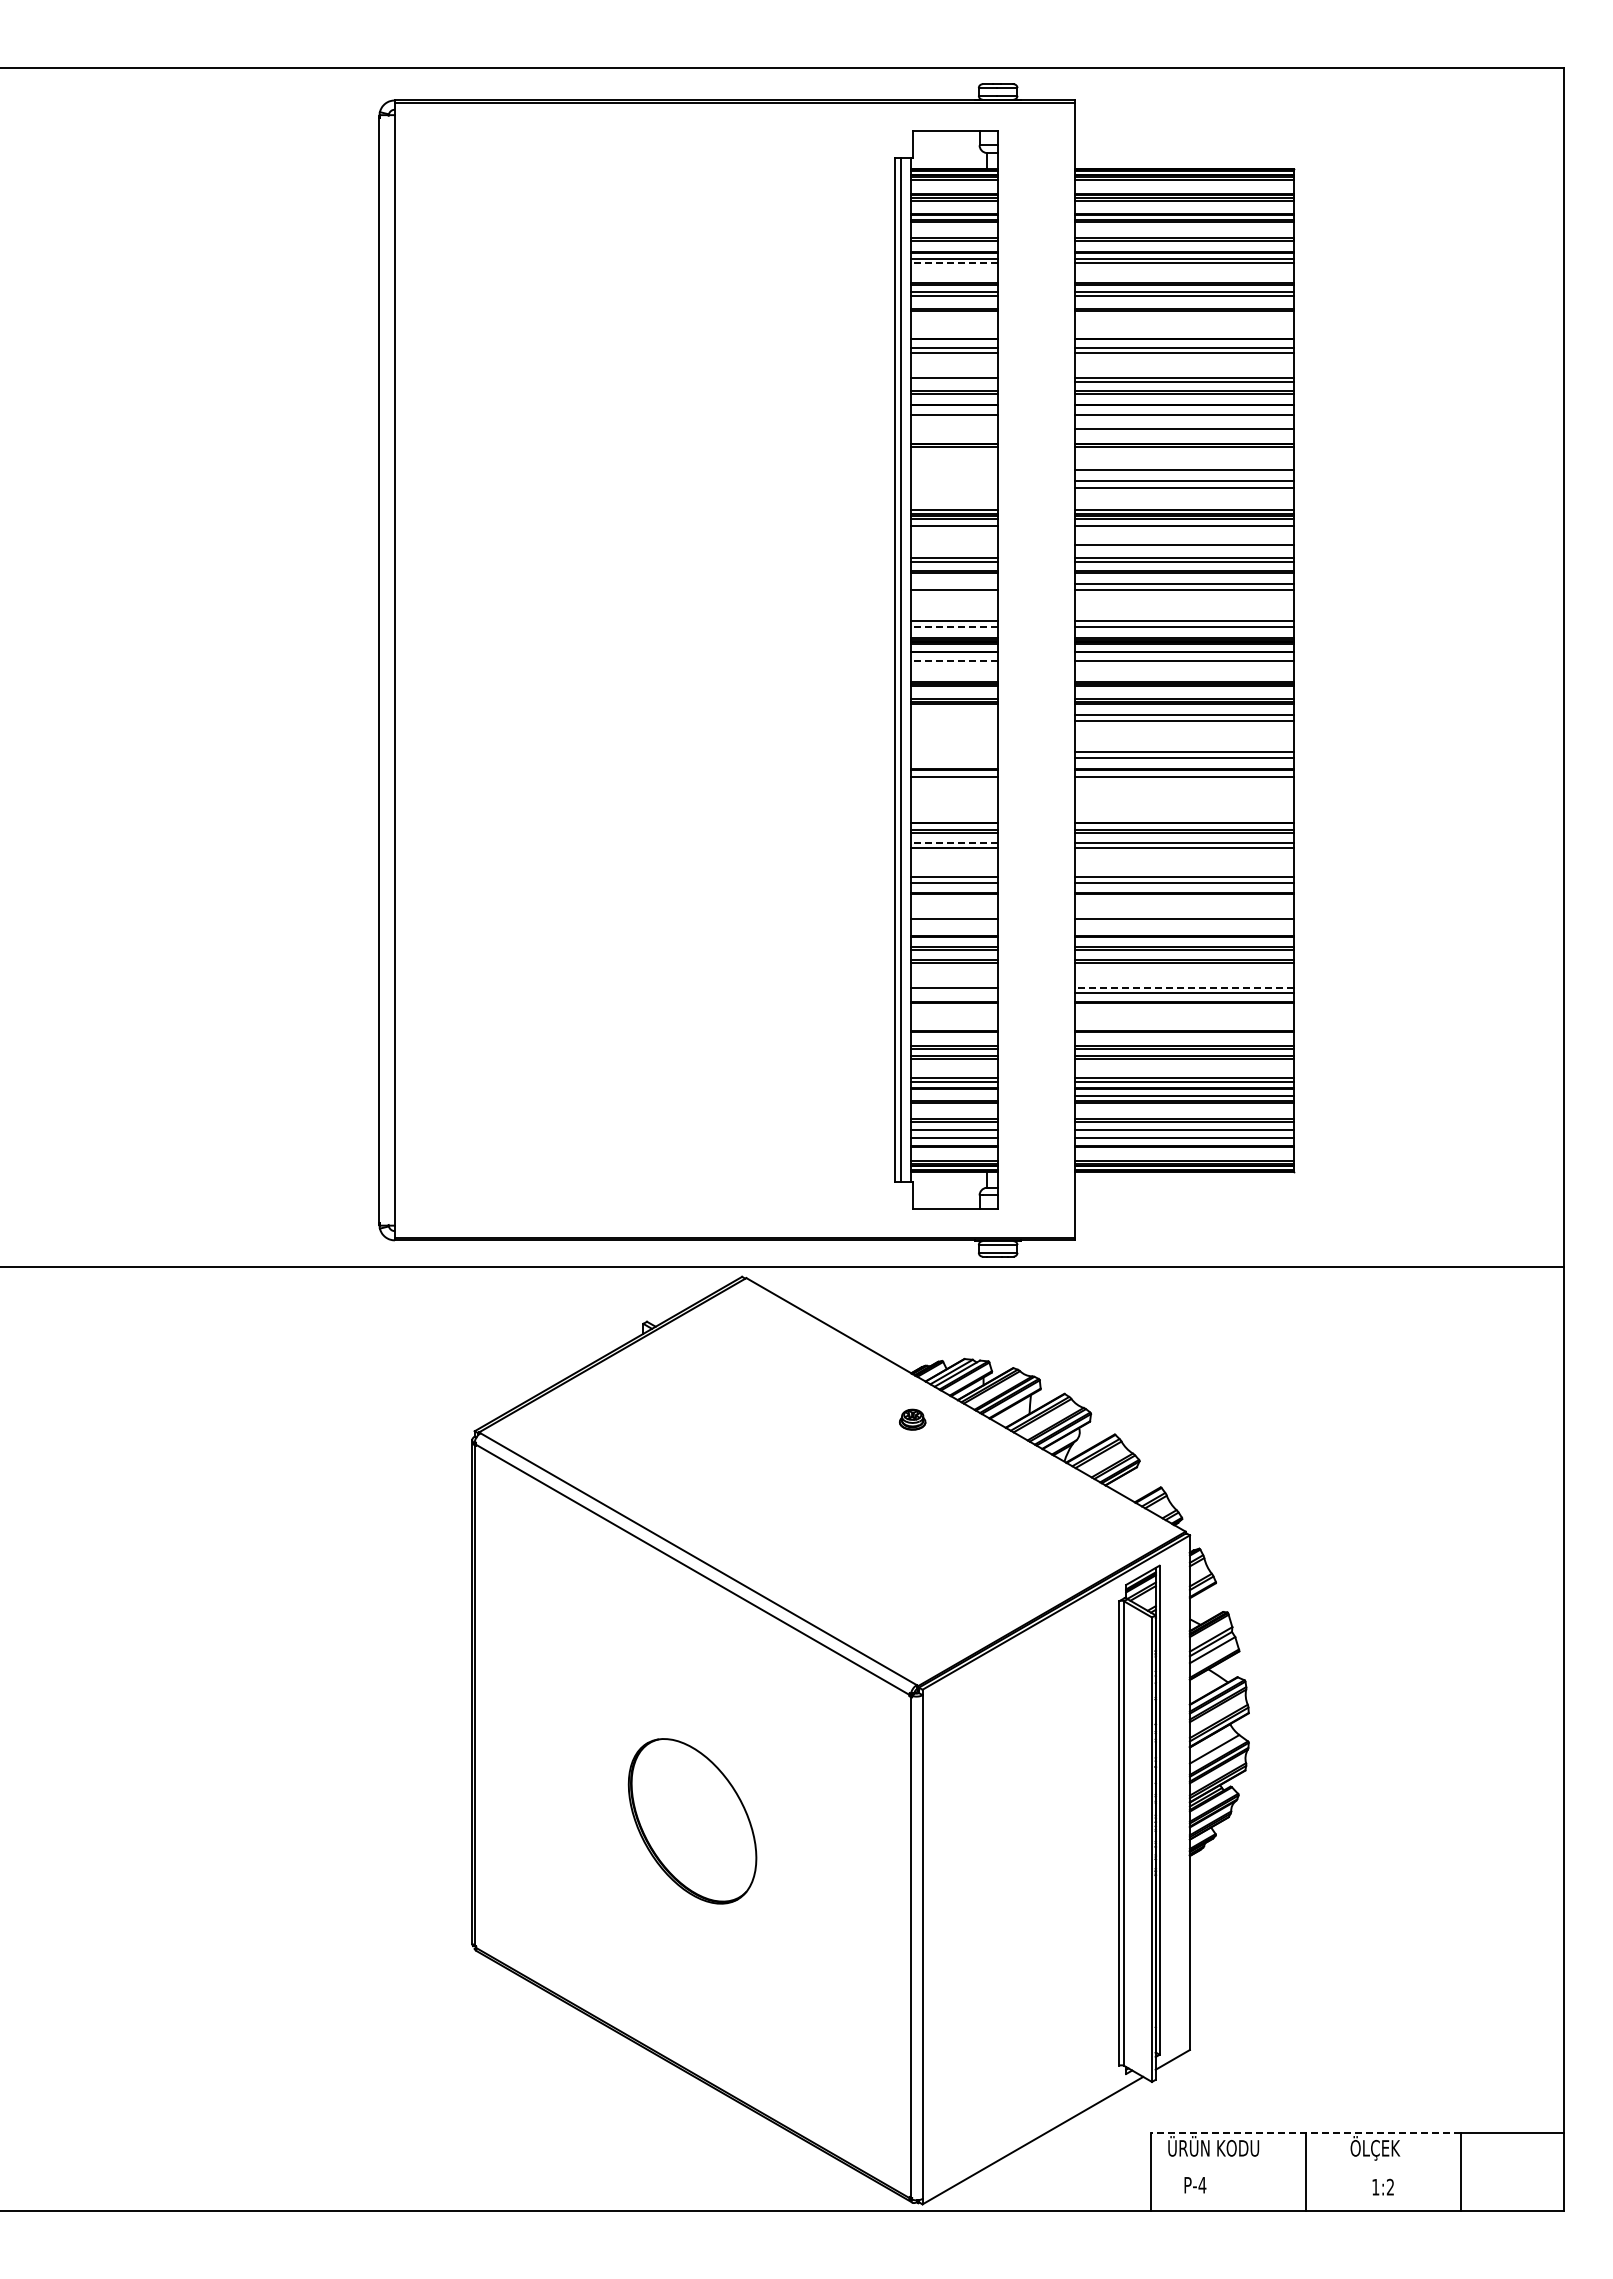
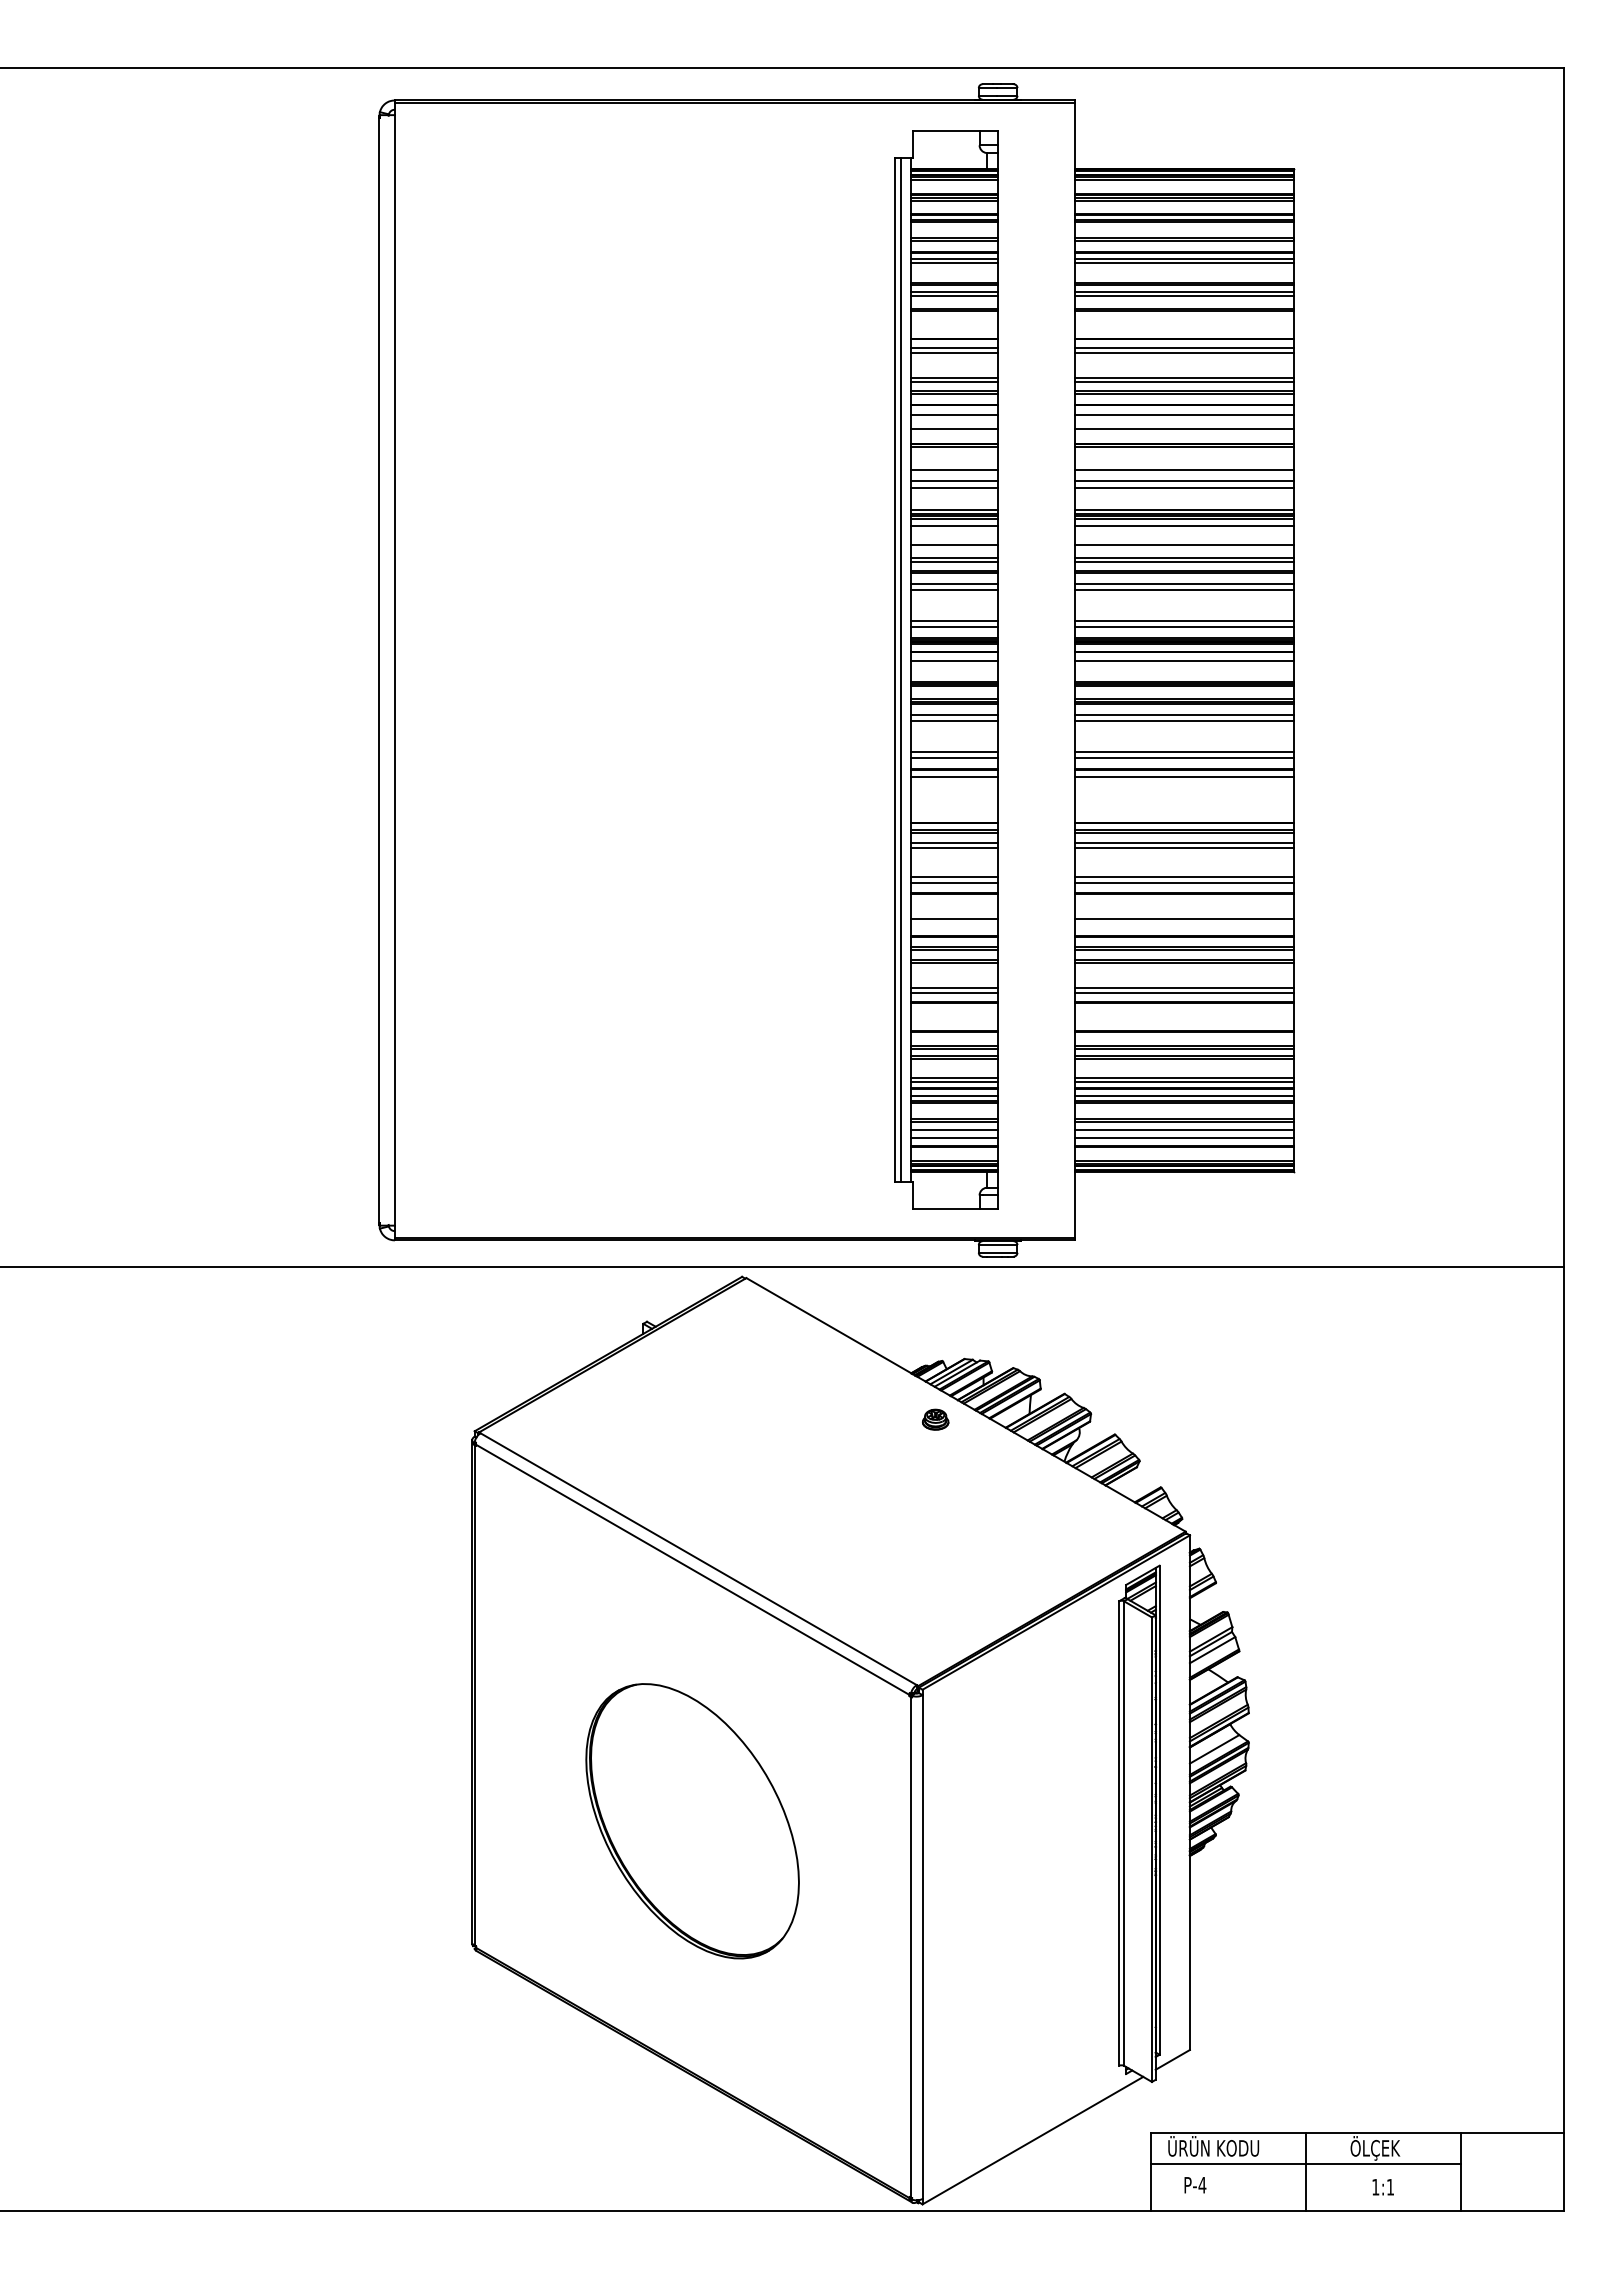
line: dashed -> solid (954, 263)
line: none -> present (954, 382)
line: none -> present (954, 428)
line: none -> present (954, 469)
line: none -> present (954, 480)
line: none -> present (954, 487)
line: none -> present (954, 544)
line: none -> present (954, 584)
line: dashed -> solid (954, 626)
line: dashed -> solid (954, 661)
line: none -> present (954, 715)
line: none -> present (954, 720)
line: none -> present (954, 751)
line: none -> present (954, 757)
line: dashed -> solid (954, 843)
line: dashed -> solid (1184, 988)
line: none -> present (954, 993)
line: none -> present (954, 1095)
part position: (912, 1419) -> (935, 1419) (935, 1419)
part size: 131x167 px -> 215x277 px (692, 1821)
line: dashed -> solid (1306, 2133)
line: none -> present (1305, 2164)
text: 1:2 -> 1:1 (1389, 2186)
